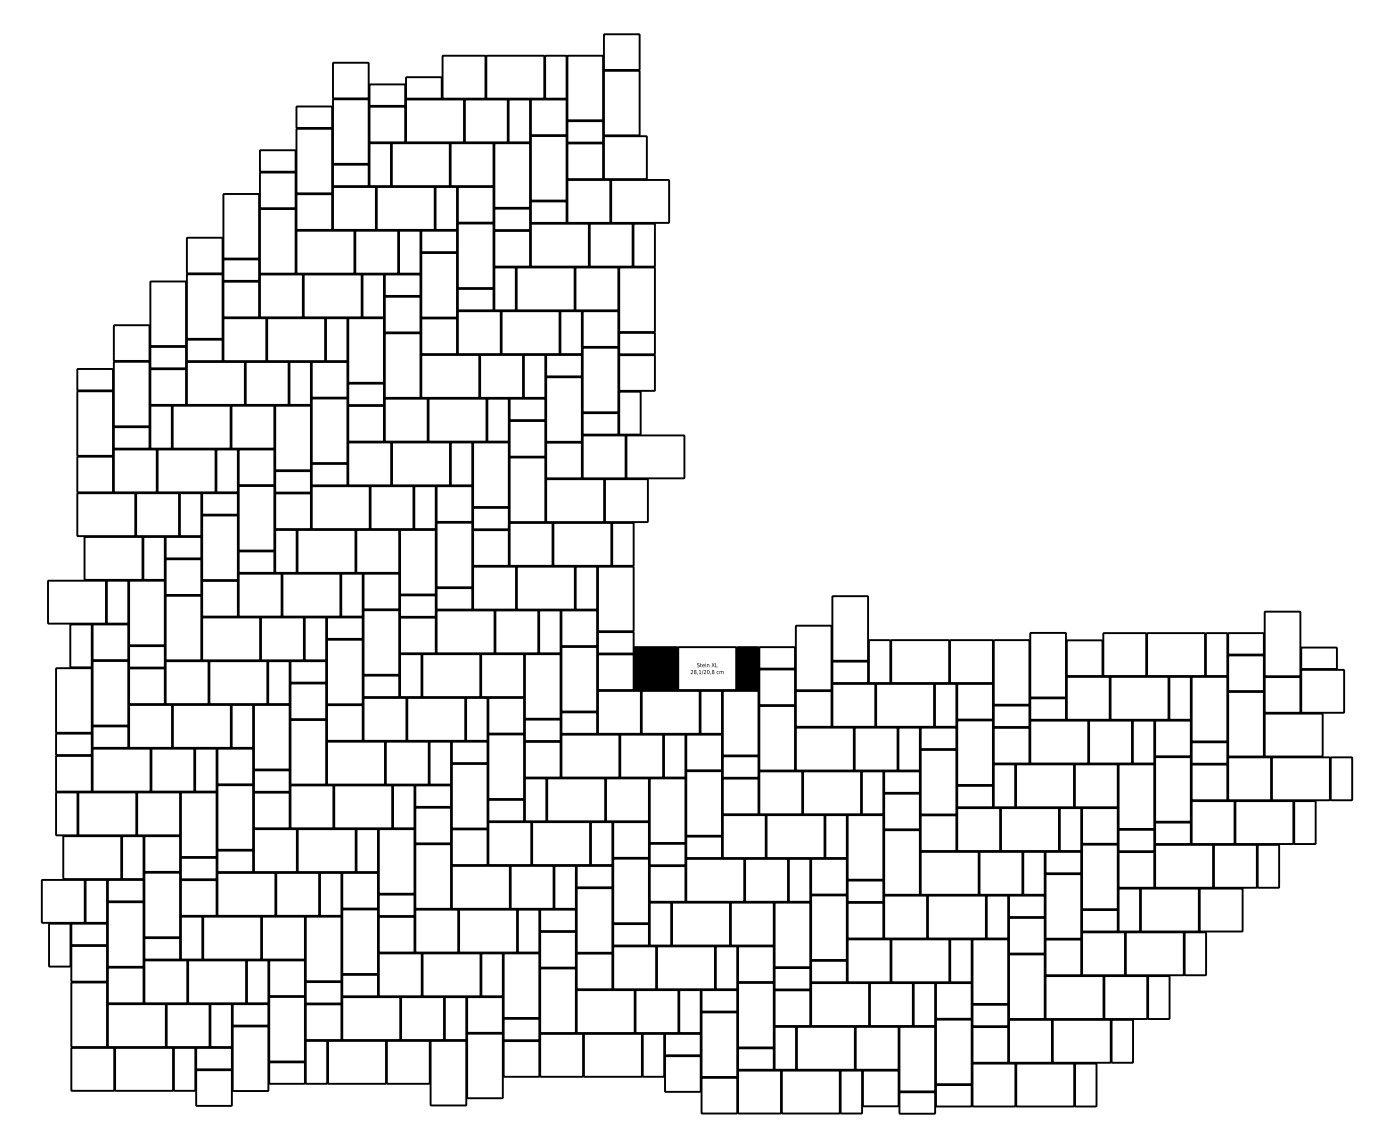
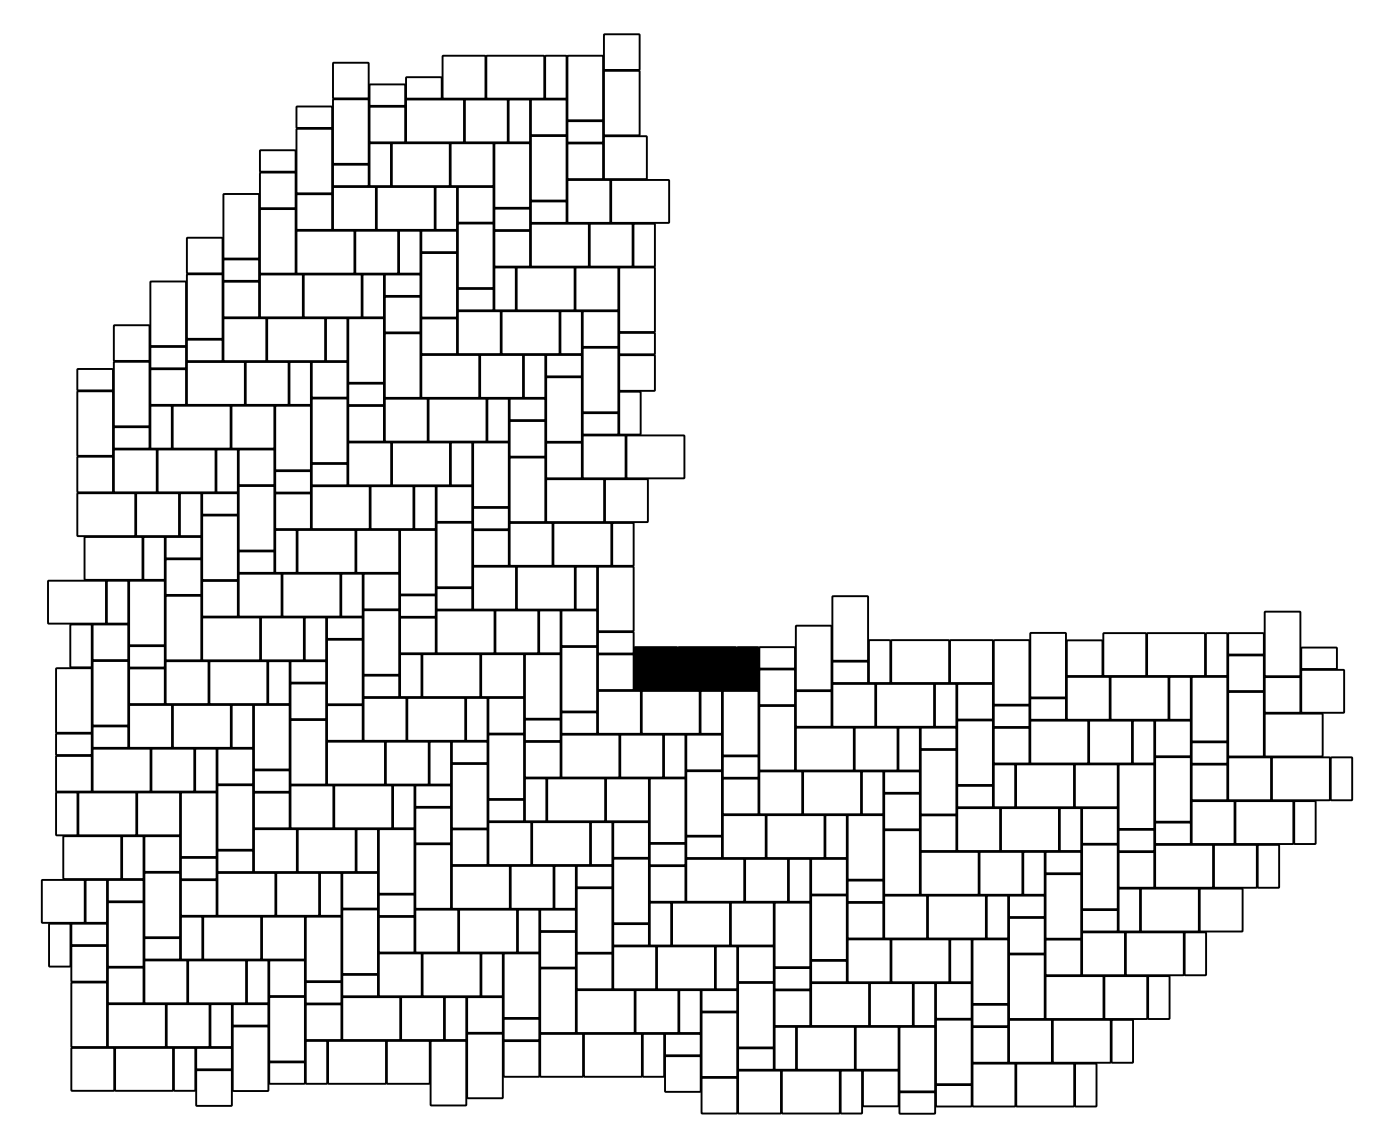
fill: none -> present (707, 668)
